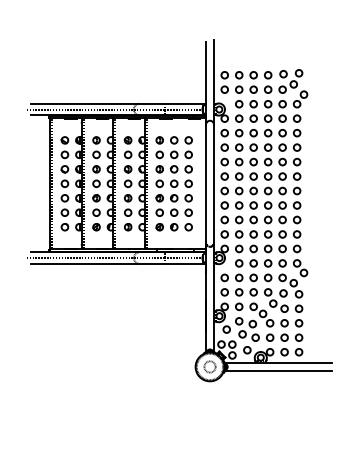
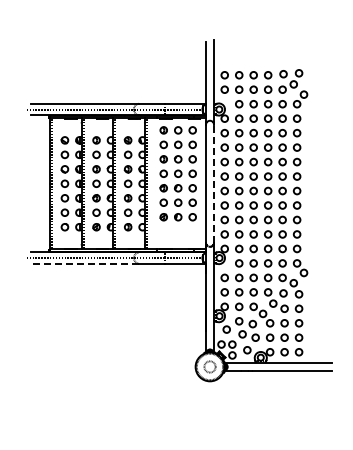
part position: (173, 183) -> (177, 173) (177, 173)
line: solid -> dashed (214, 183)
line: solid -> dashed (84, 263)
